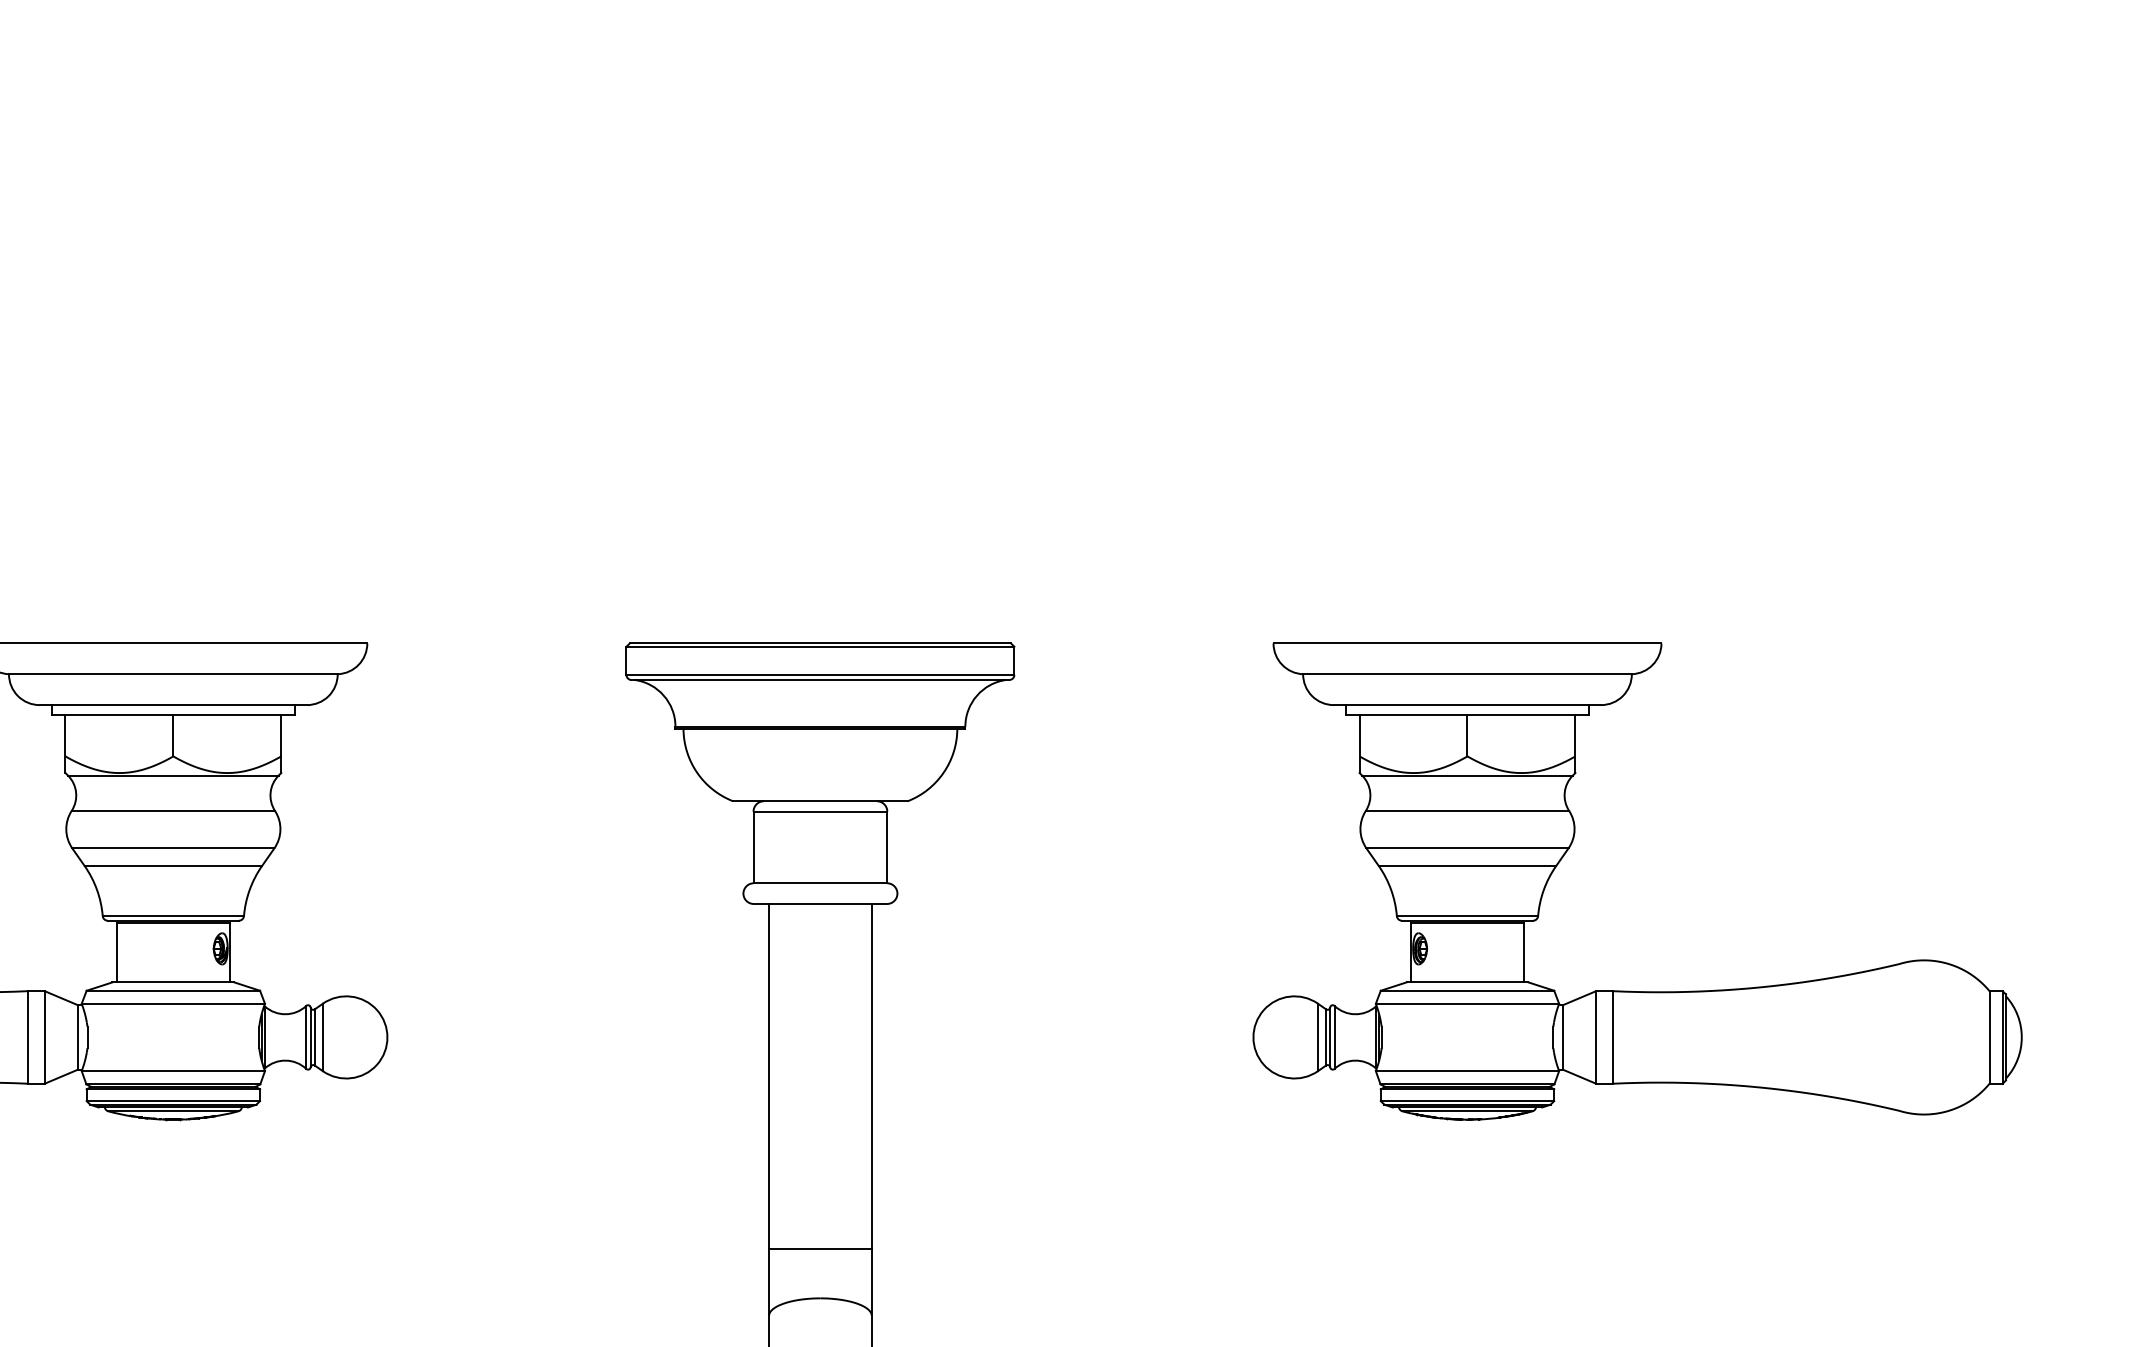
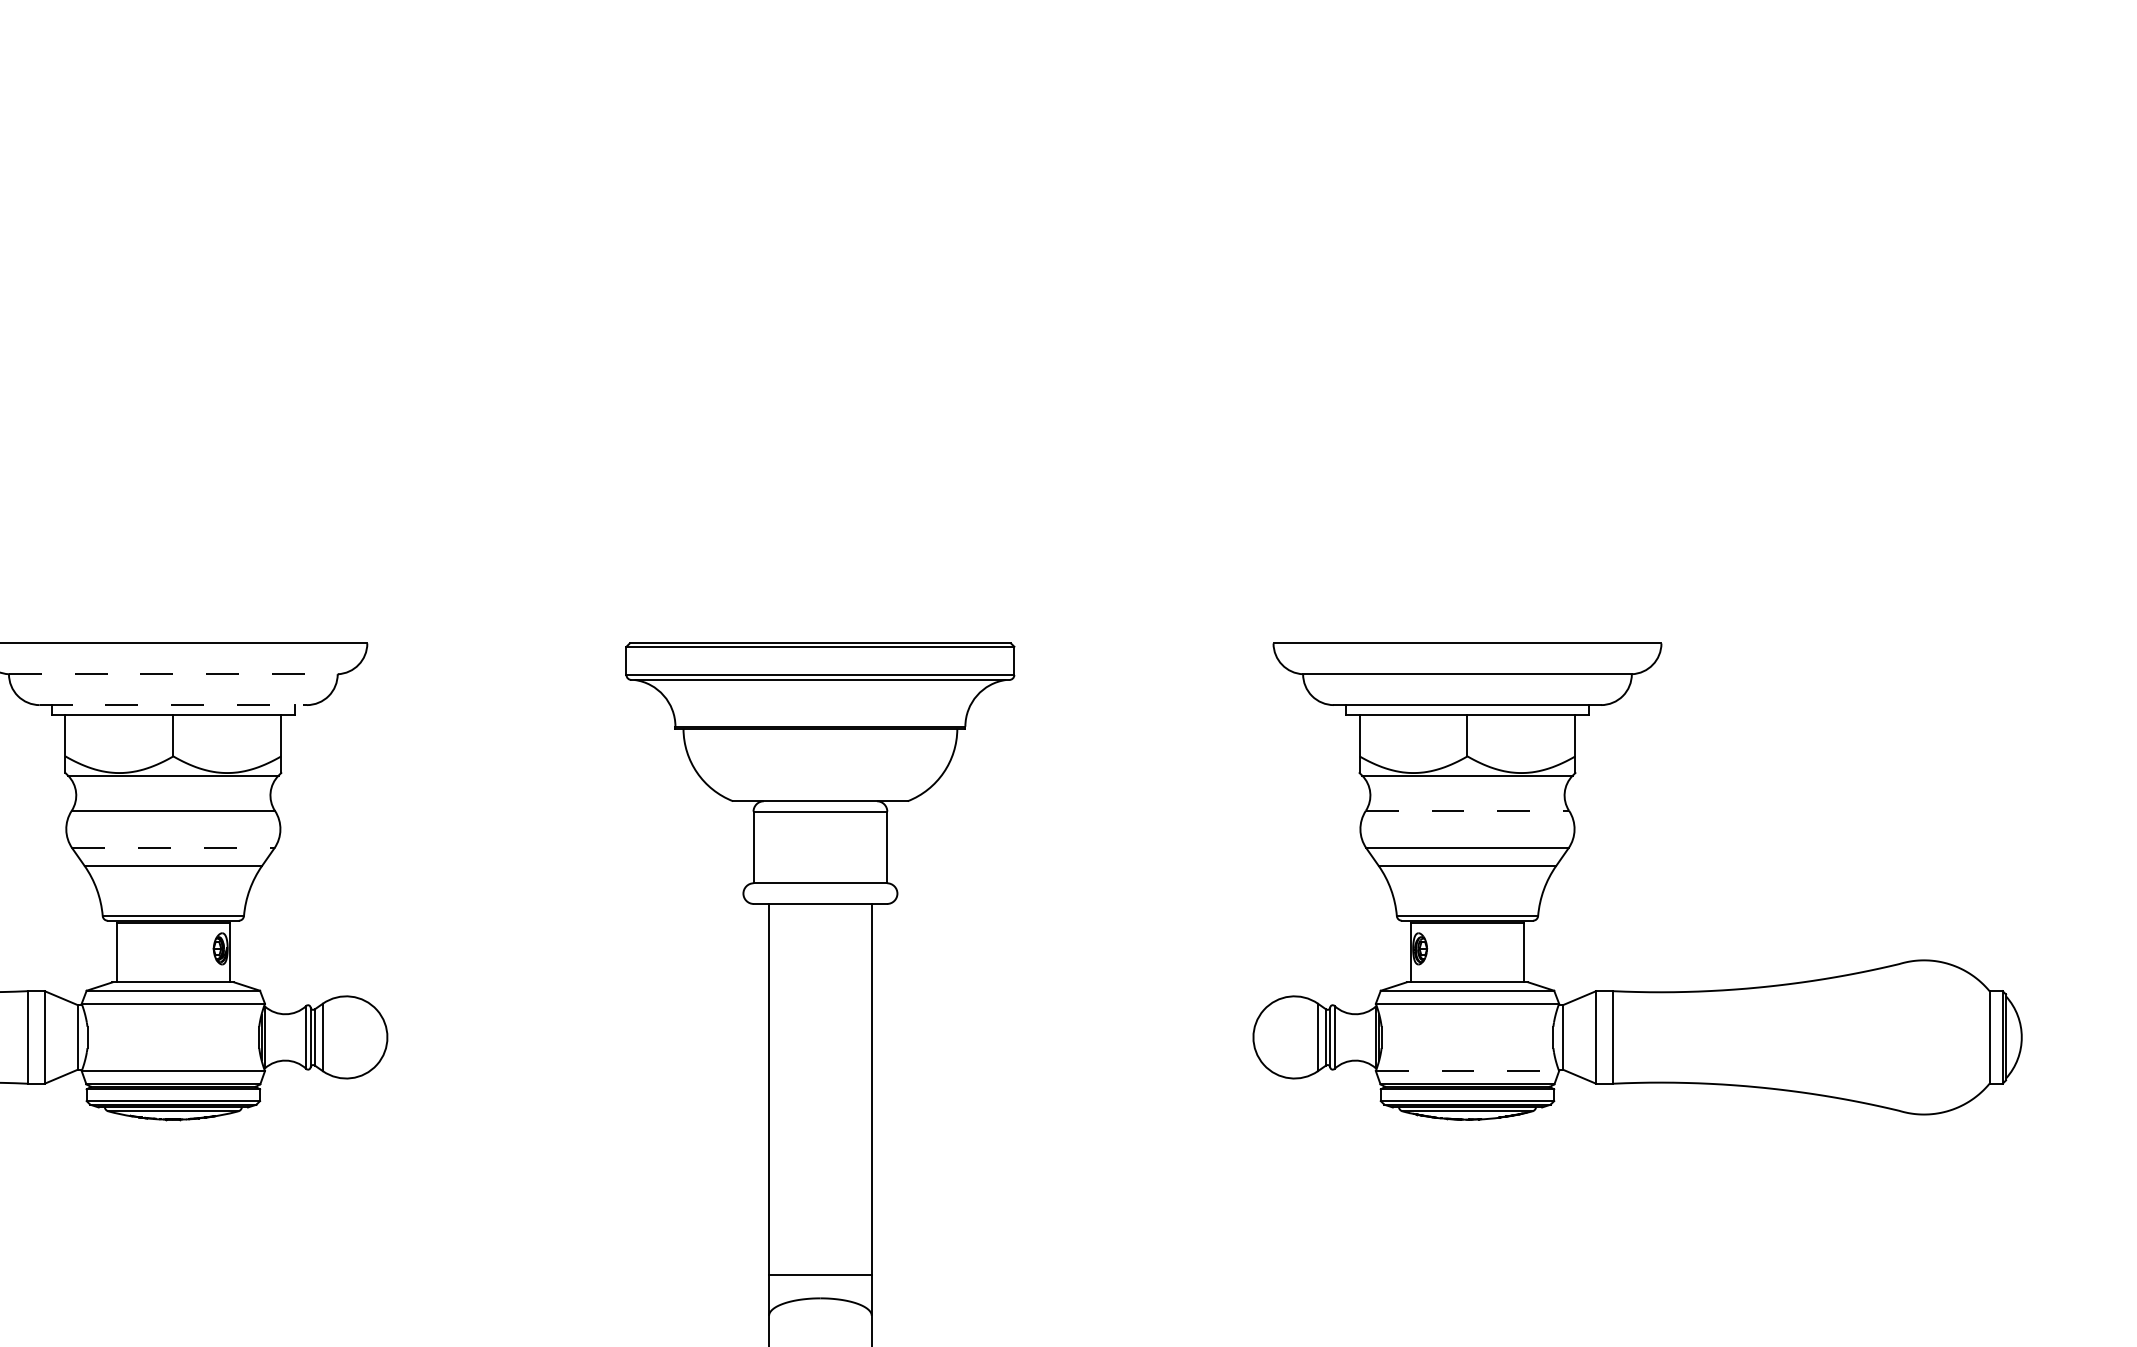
line: solid -> dashed (173, 674)
line: solid -> dashed (173, 705)
line: solid -> dashed (1467, 810)
line: solid -> dashed (173, 848)
line: solid -> dashed (1467, 1071)
line position: (820, 1249) -> (820, 1275) (820, 1275)
